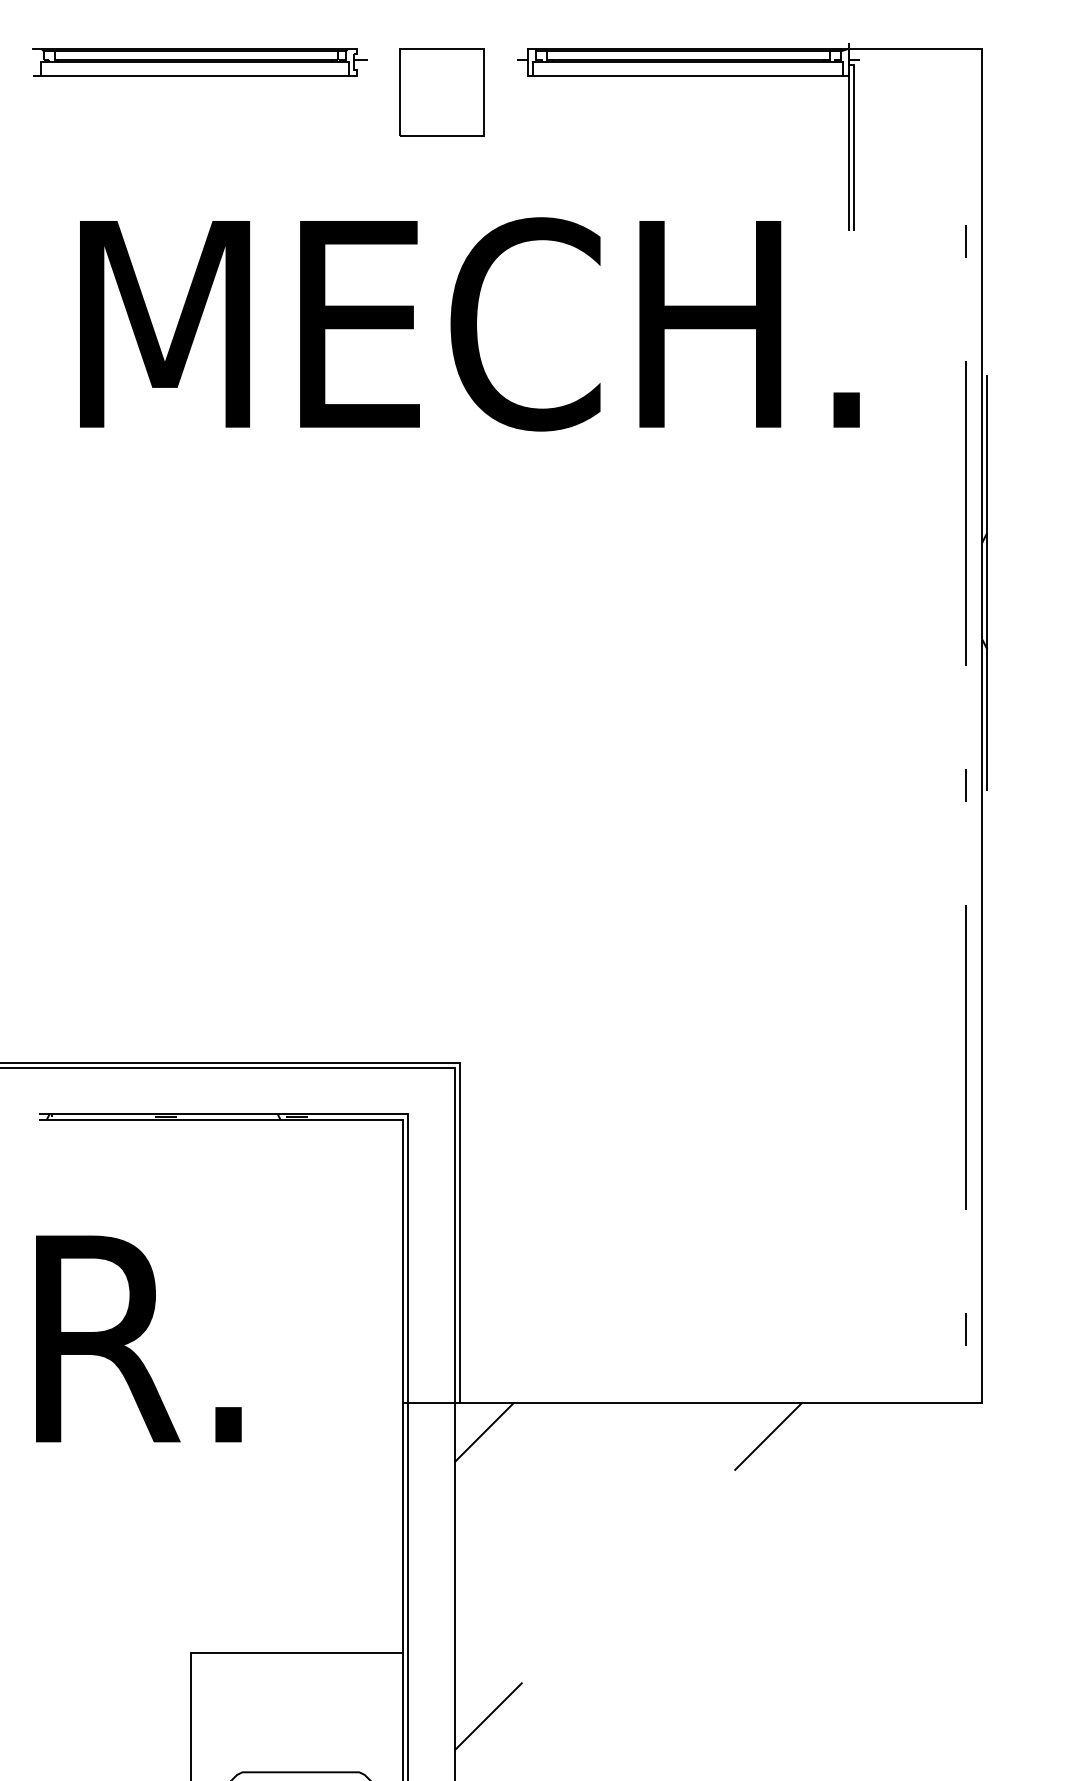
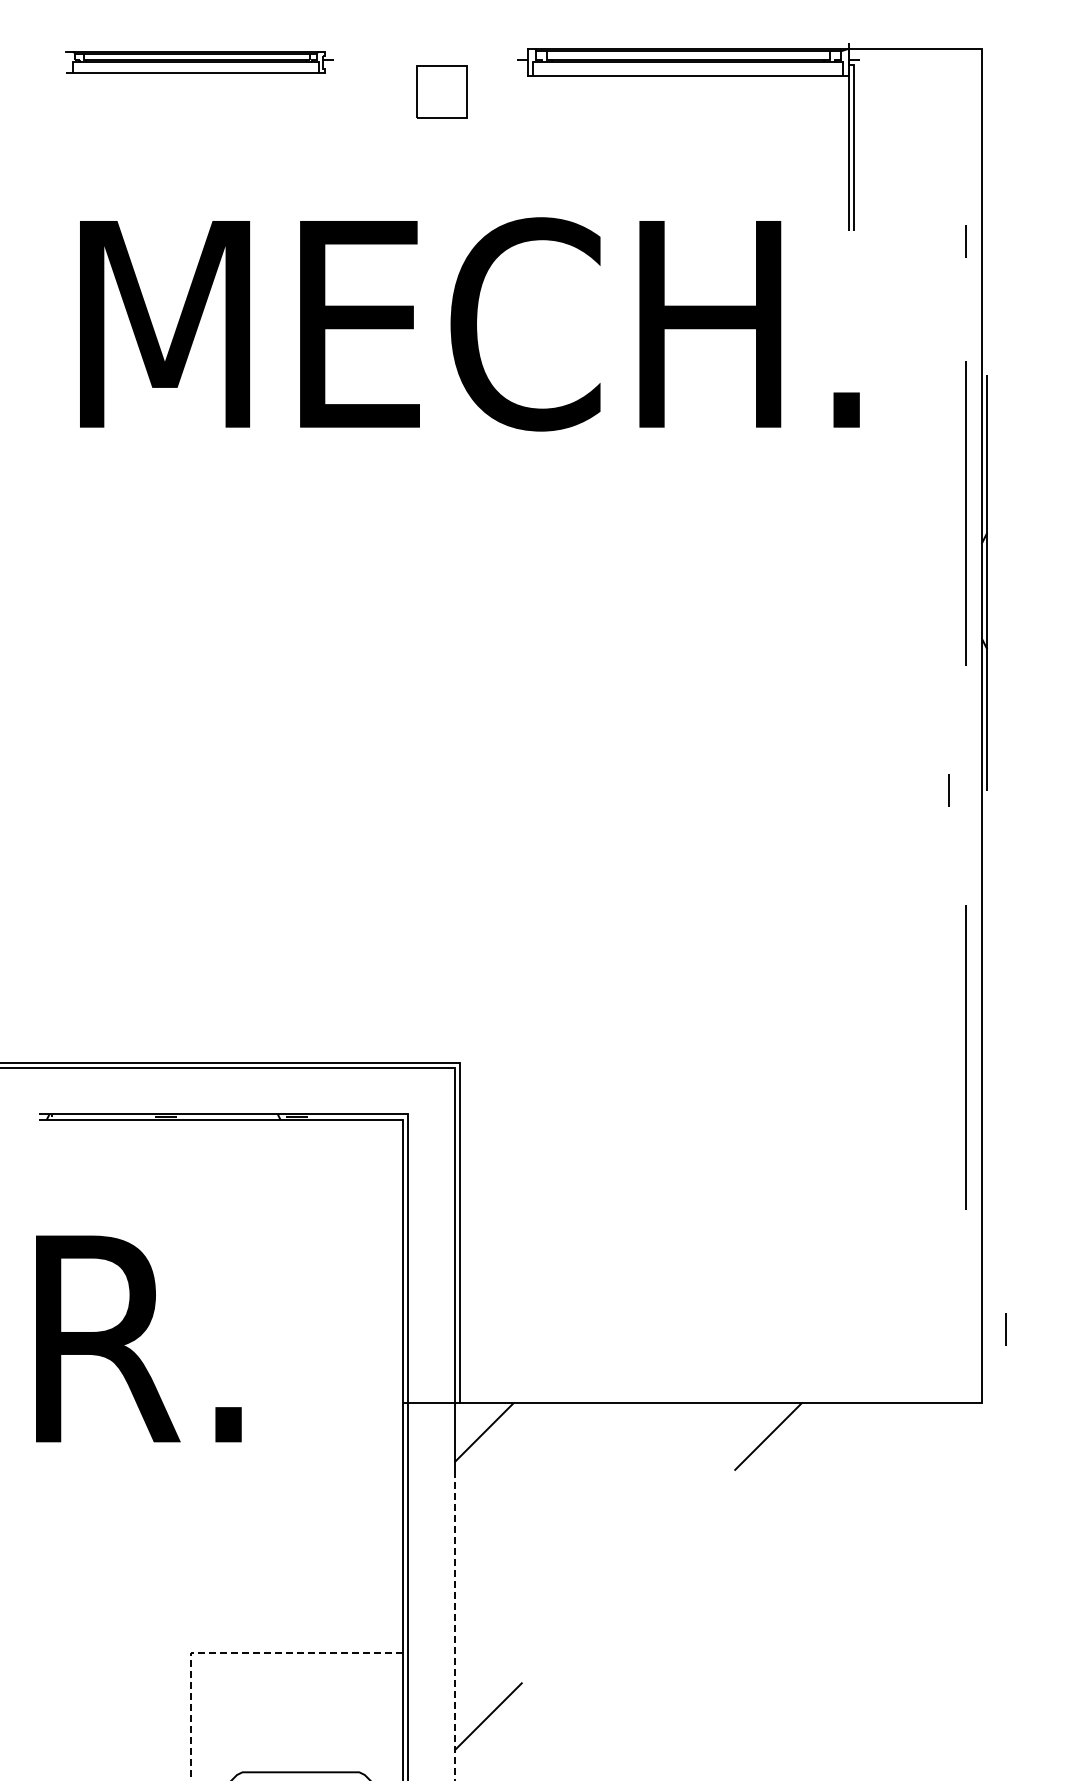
part size: 336x29 px -> 269x23 px (199, 62)
part size: 86x89 px -> 52x54 px (441, 91)
line position: (965, 785) -> (948, 790) (948, 790)
line position: (965, 1329) -> (1005, 1329) (1005, 1329)
line: solid -> dashed (454, 1625)
line: solid -> dashed (232, 1652)
